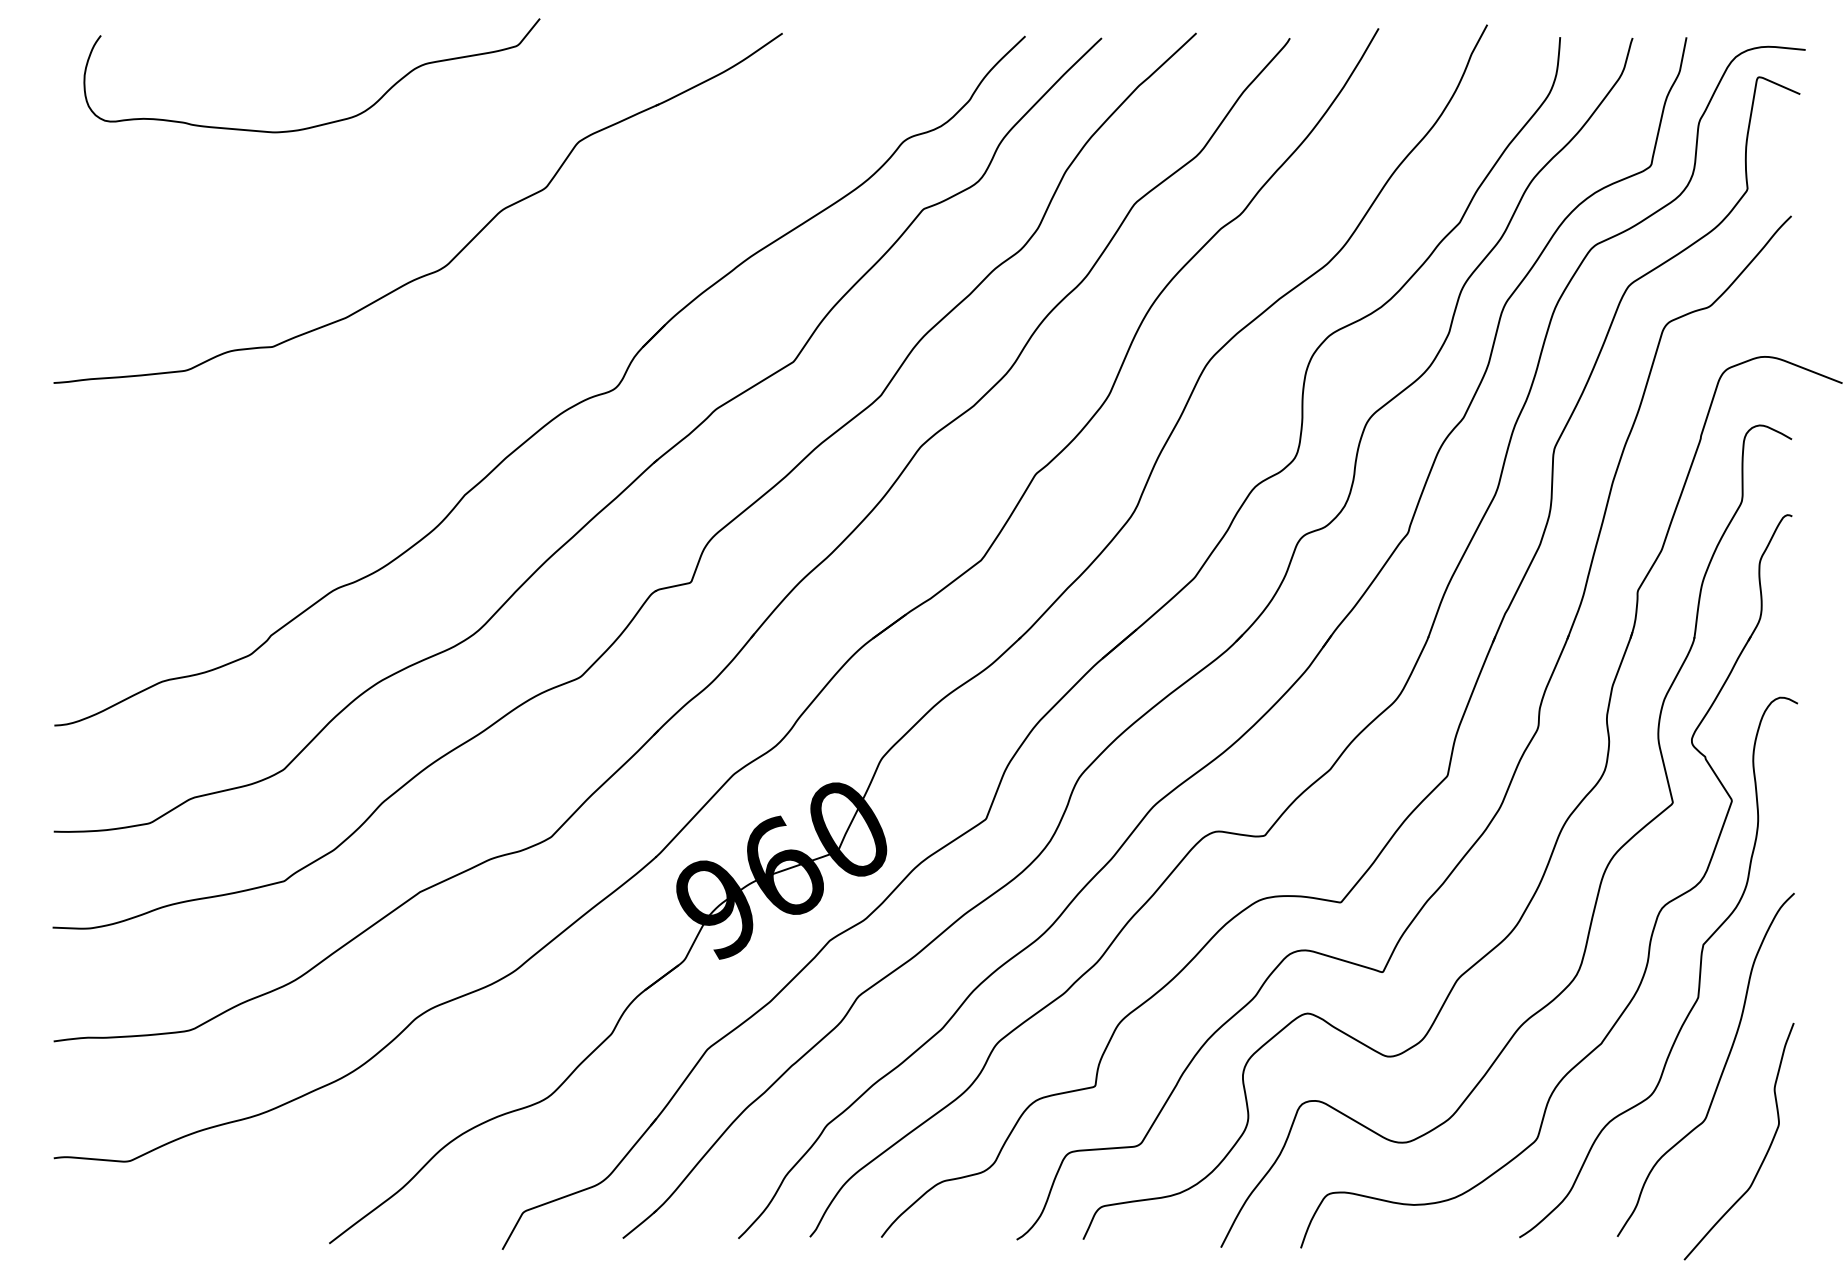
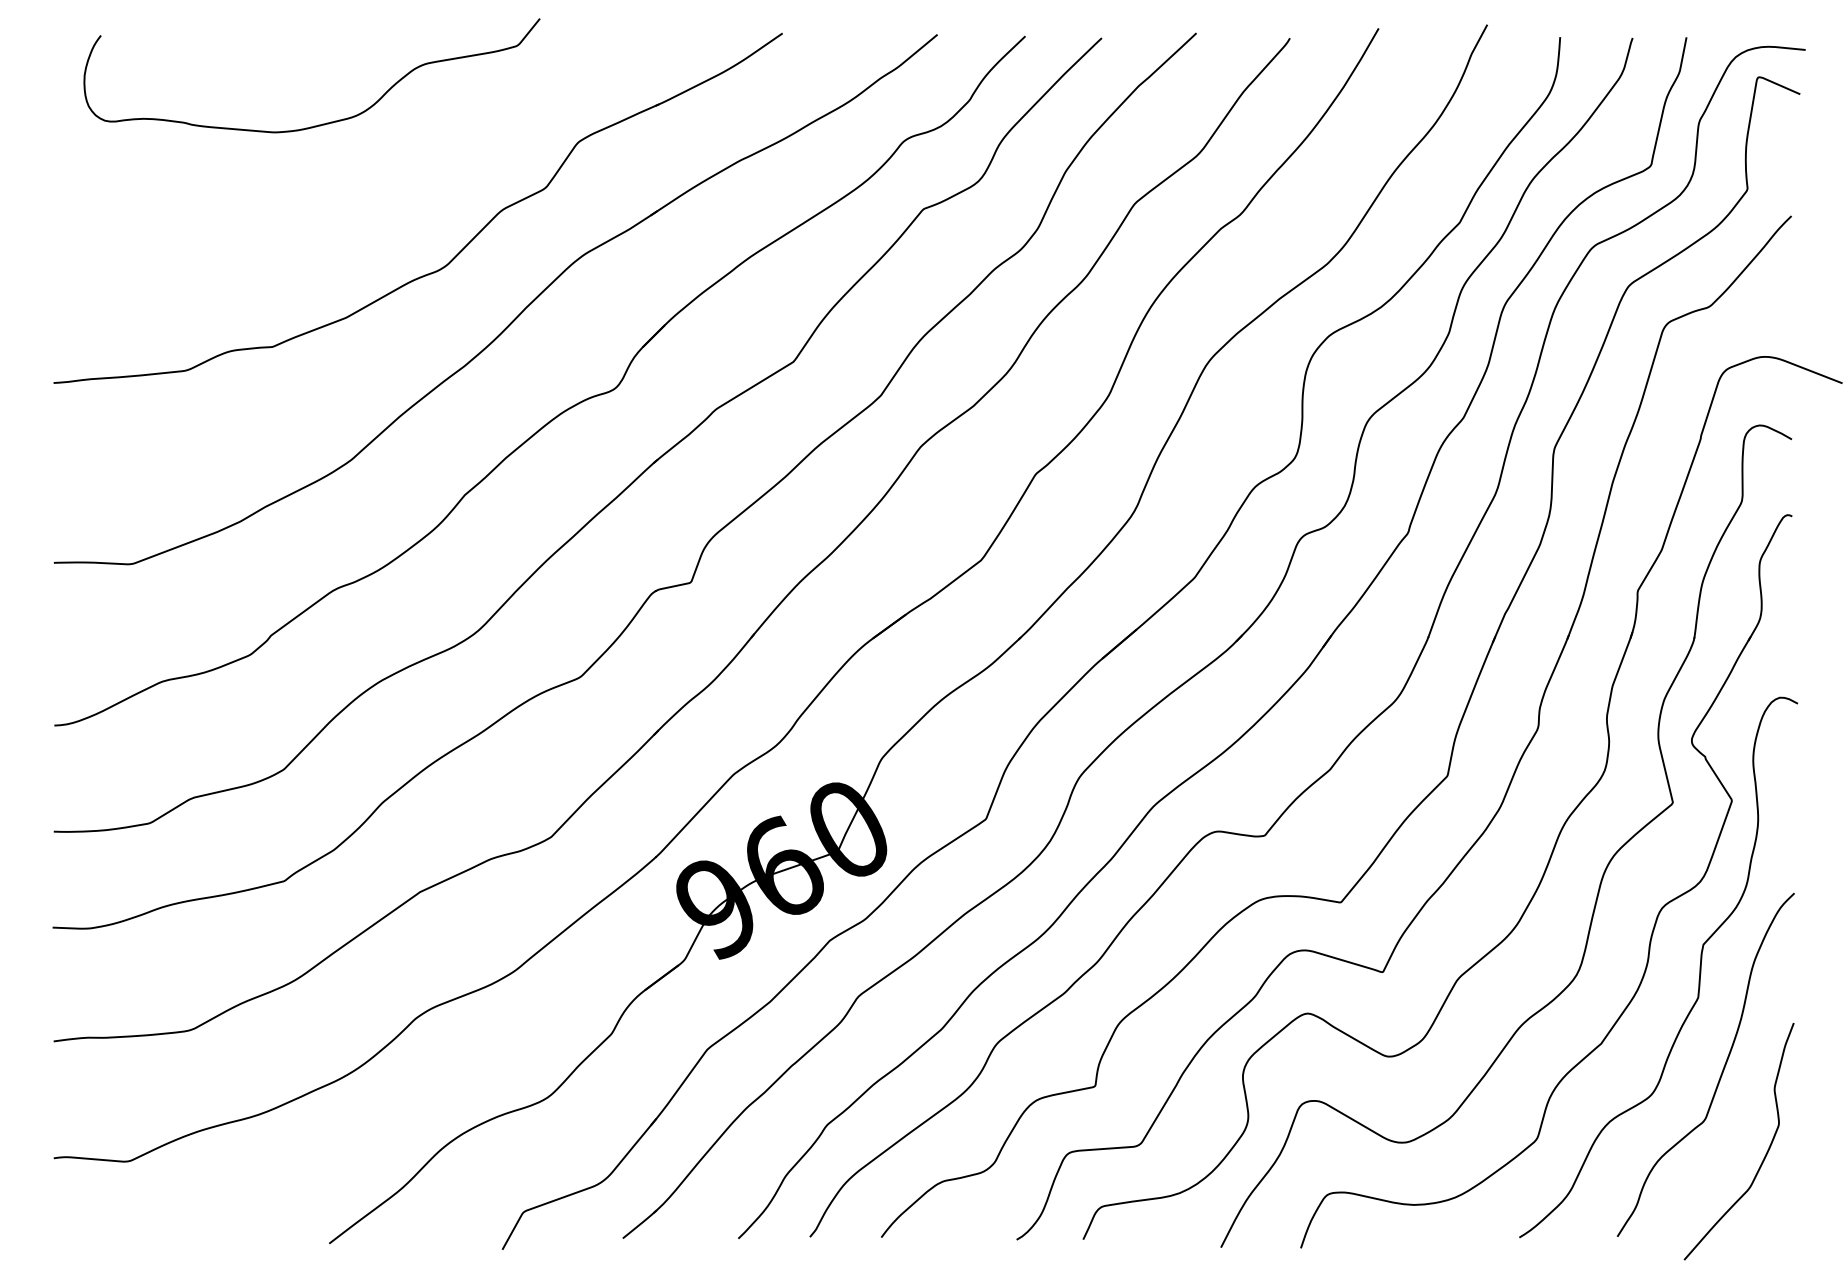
part: none -> present (514, 318)
